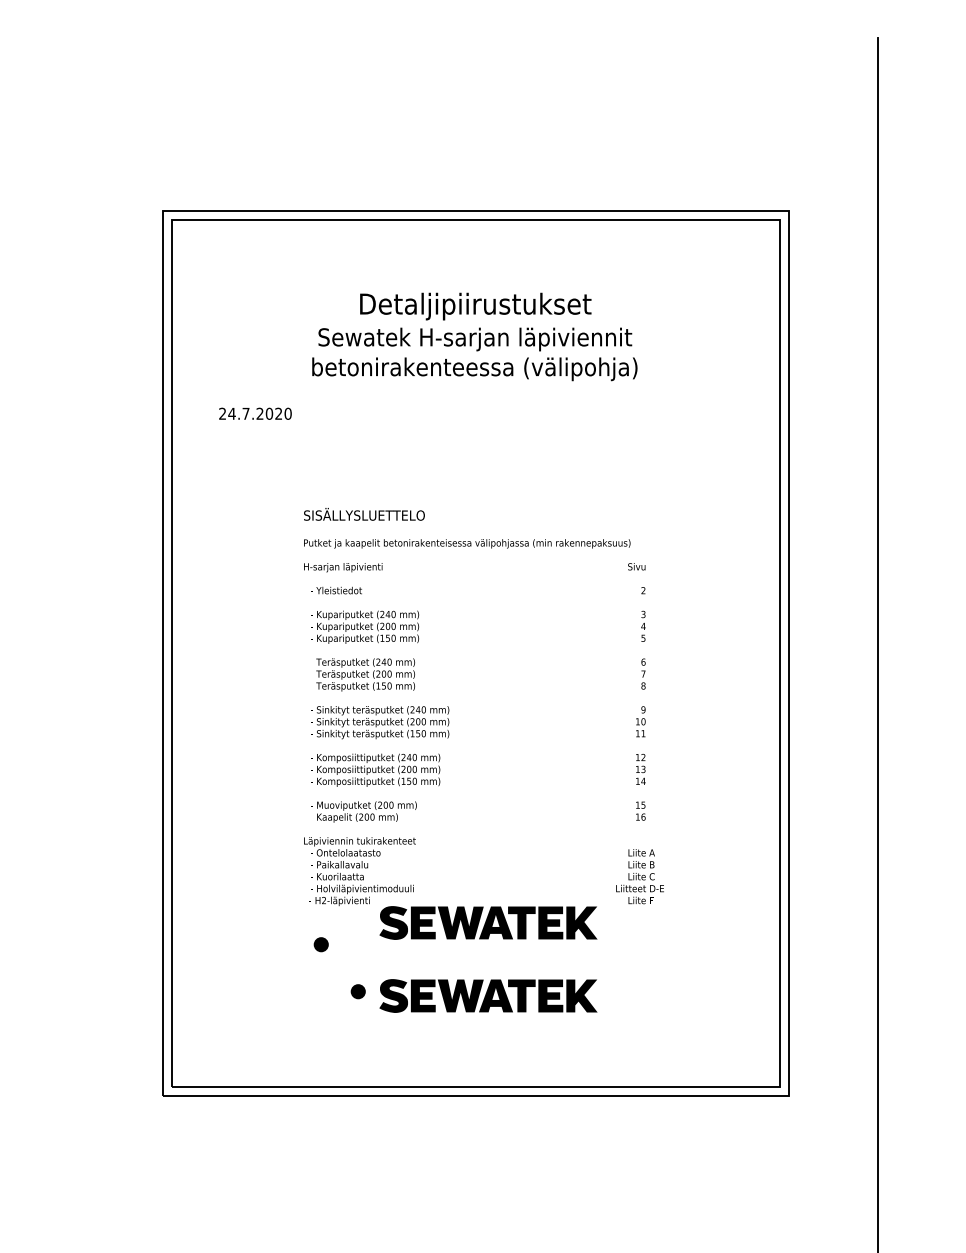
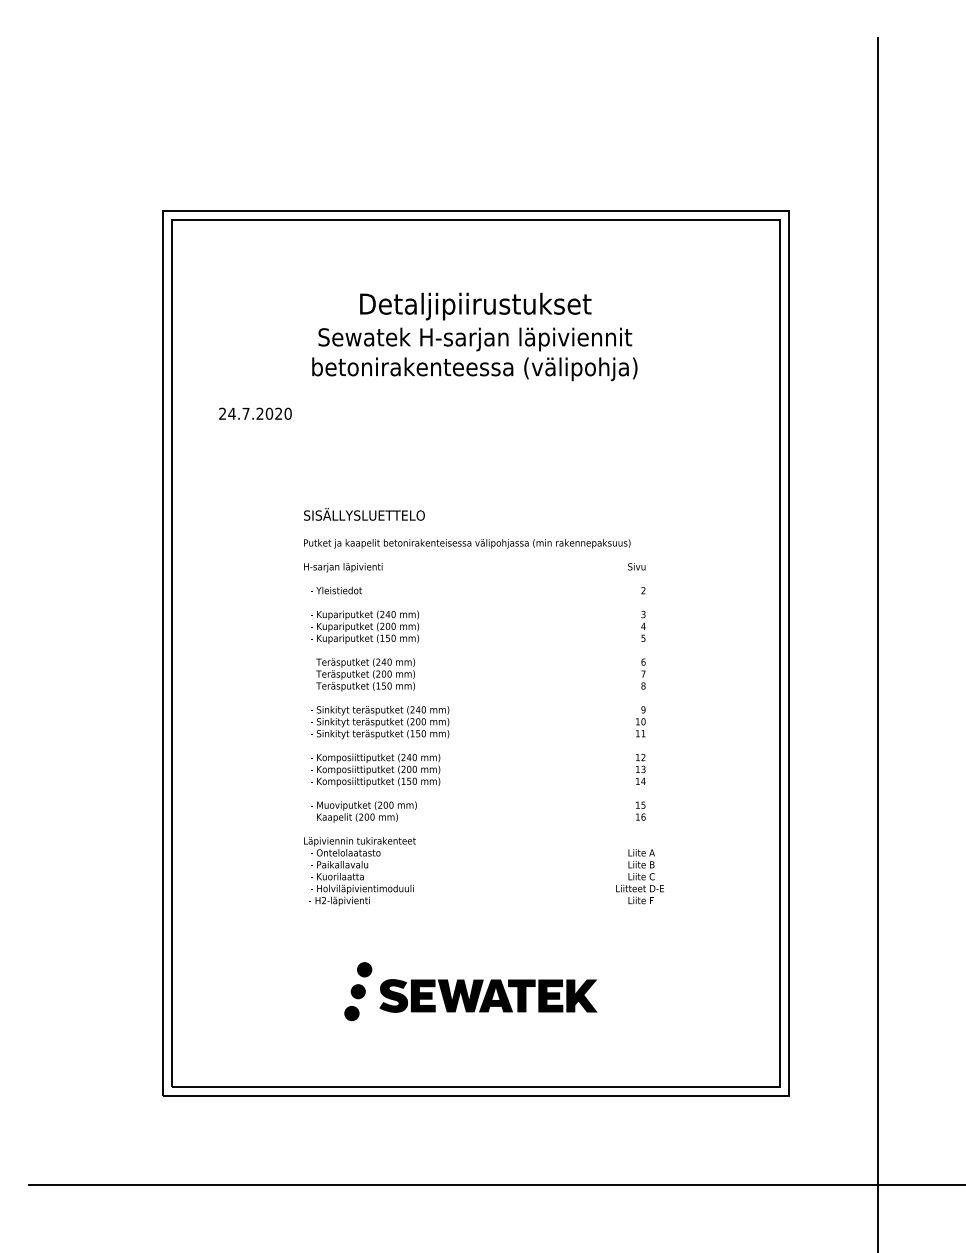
part: present -> none (488, 922)
part: present -> none (320, 944)
fill: none -> present (364, 969)
fill: none -> present (351, 1013)
line: none -> present (495, 1185)
